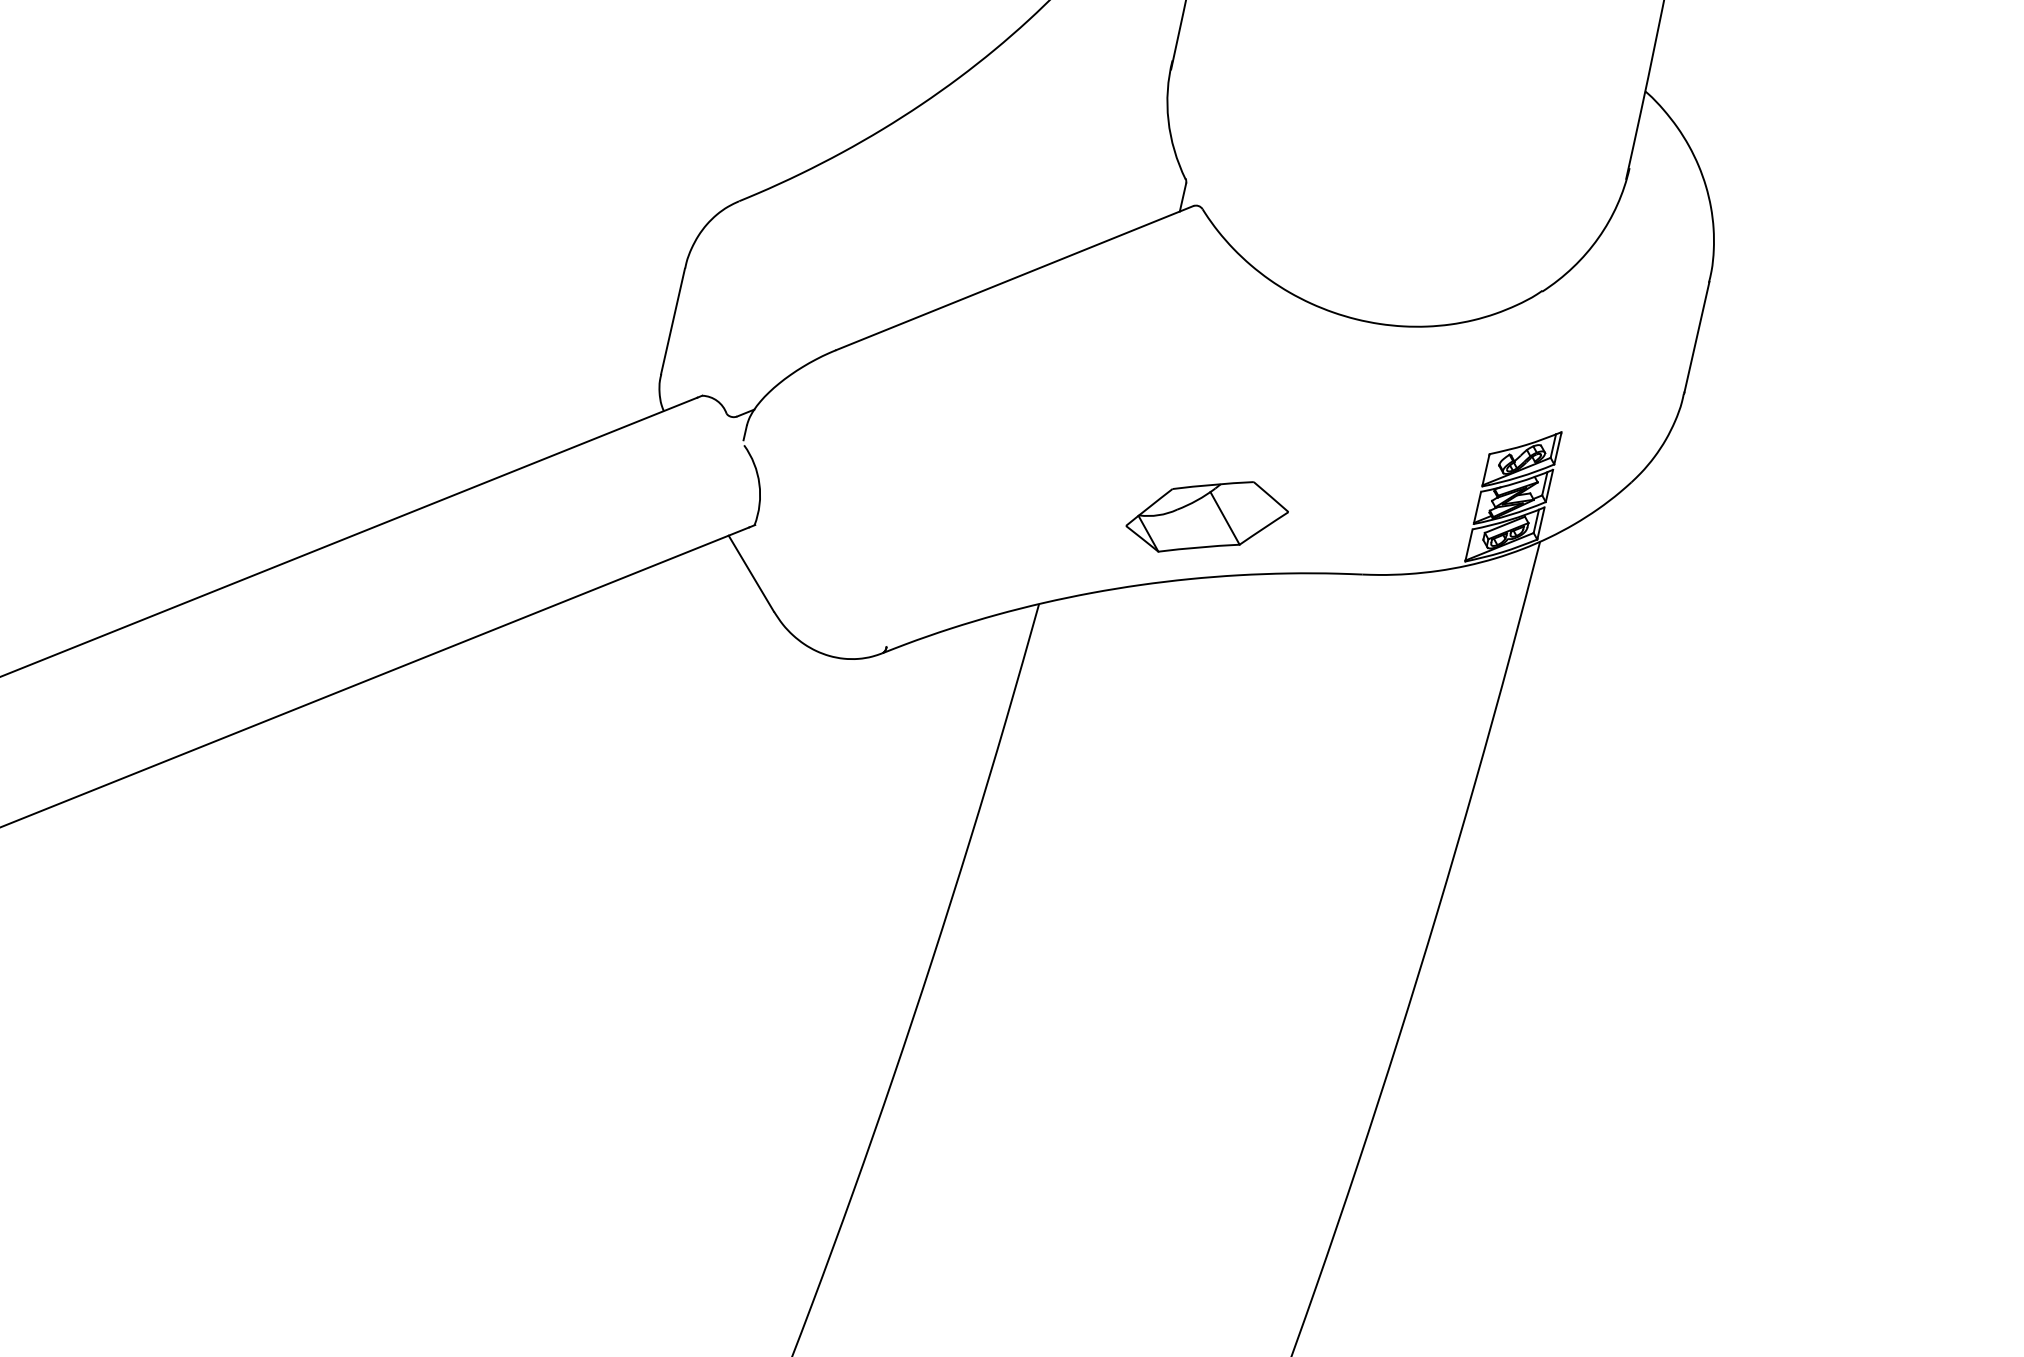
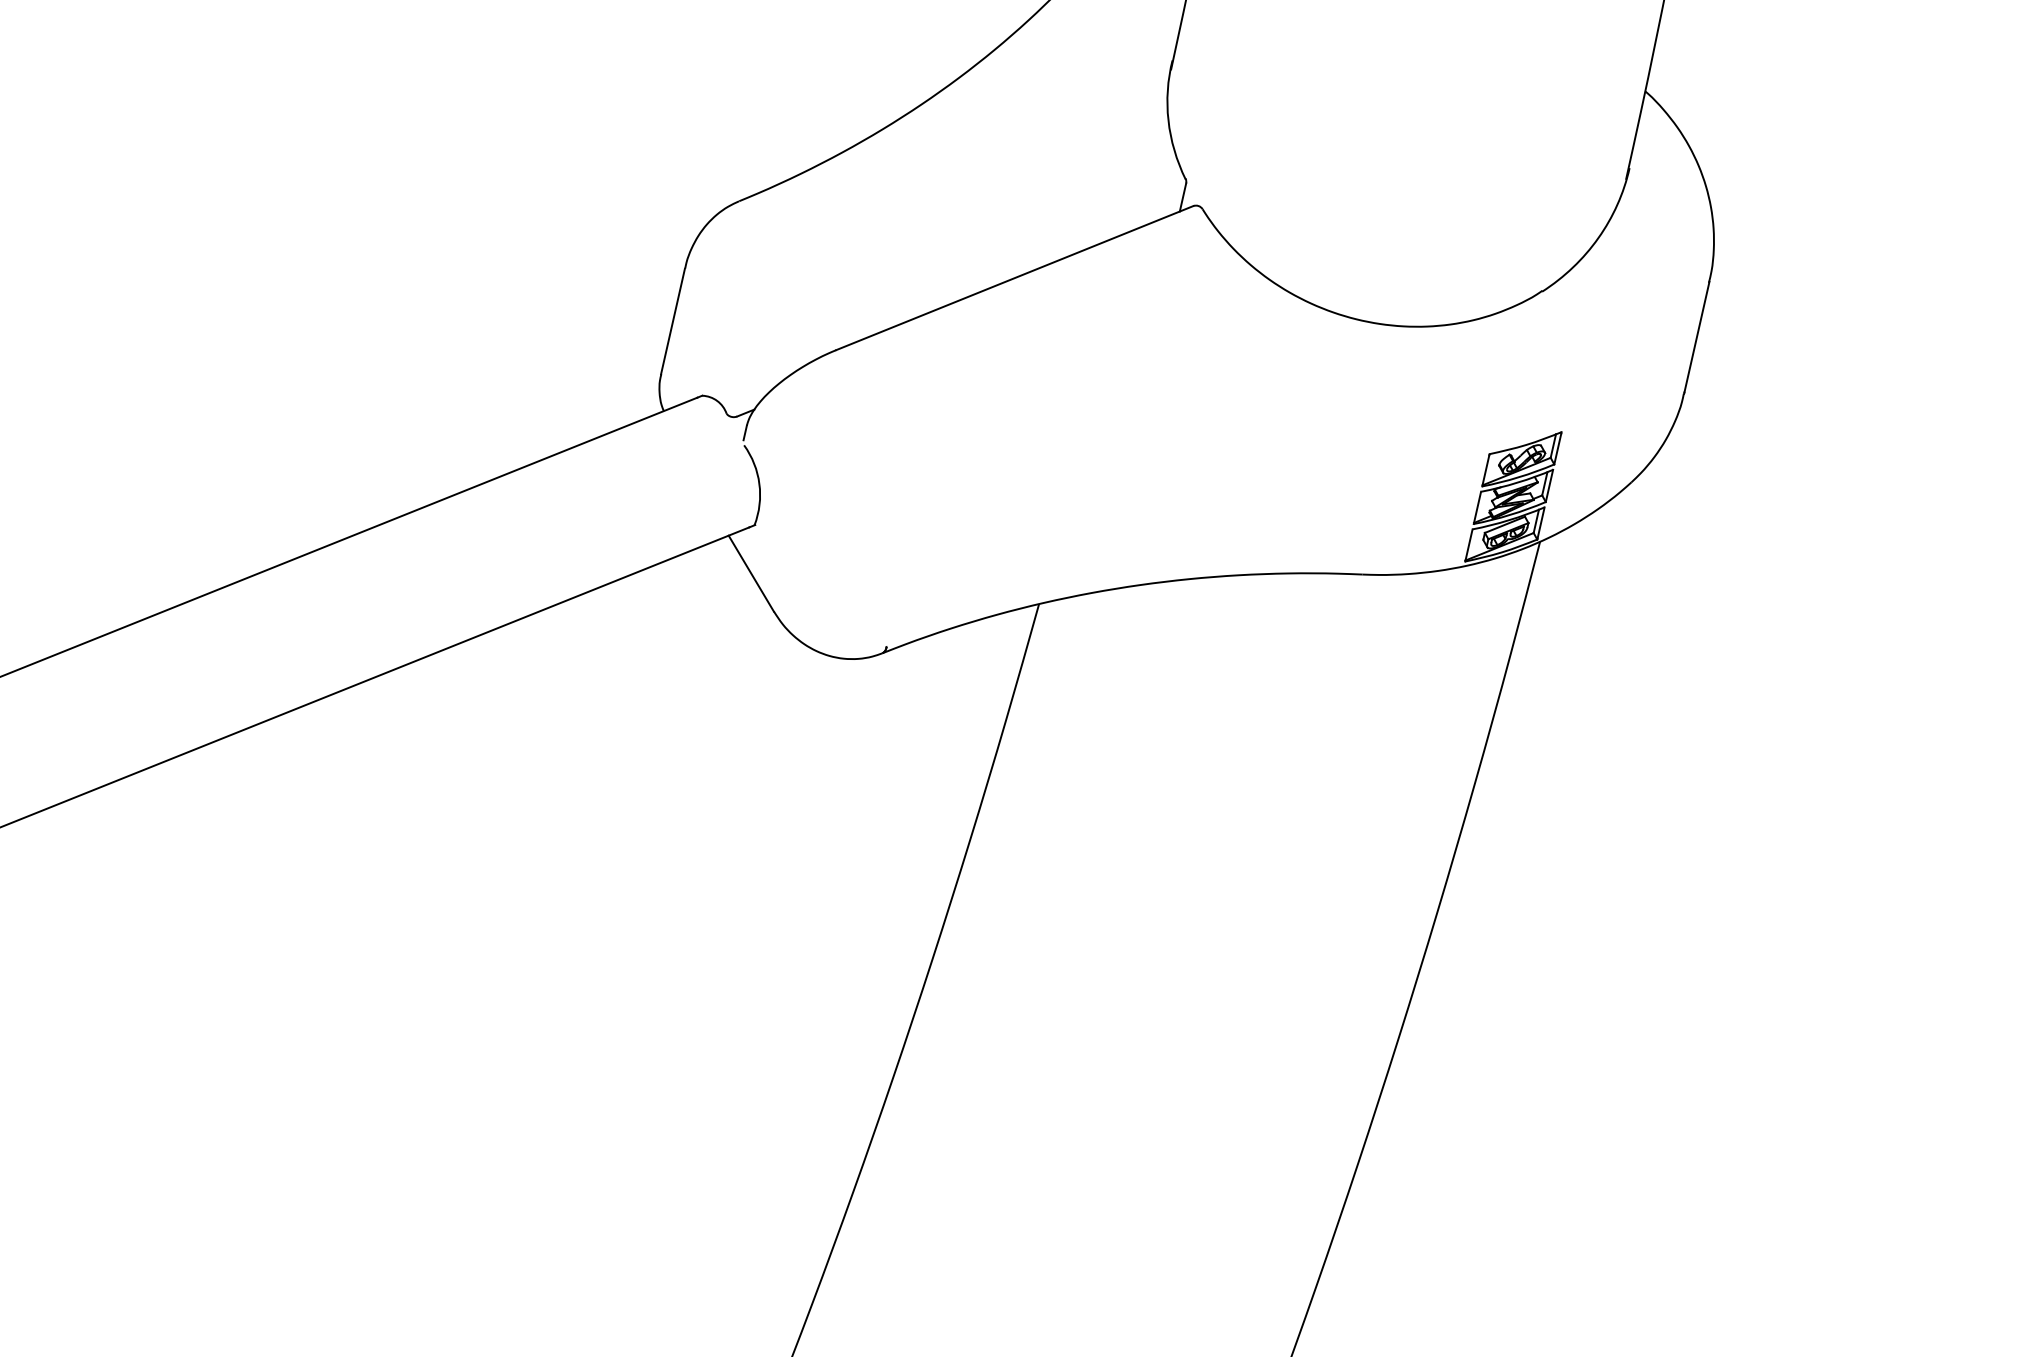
part: present -> none (1206, 516)
